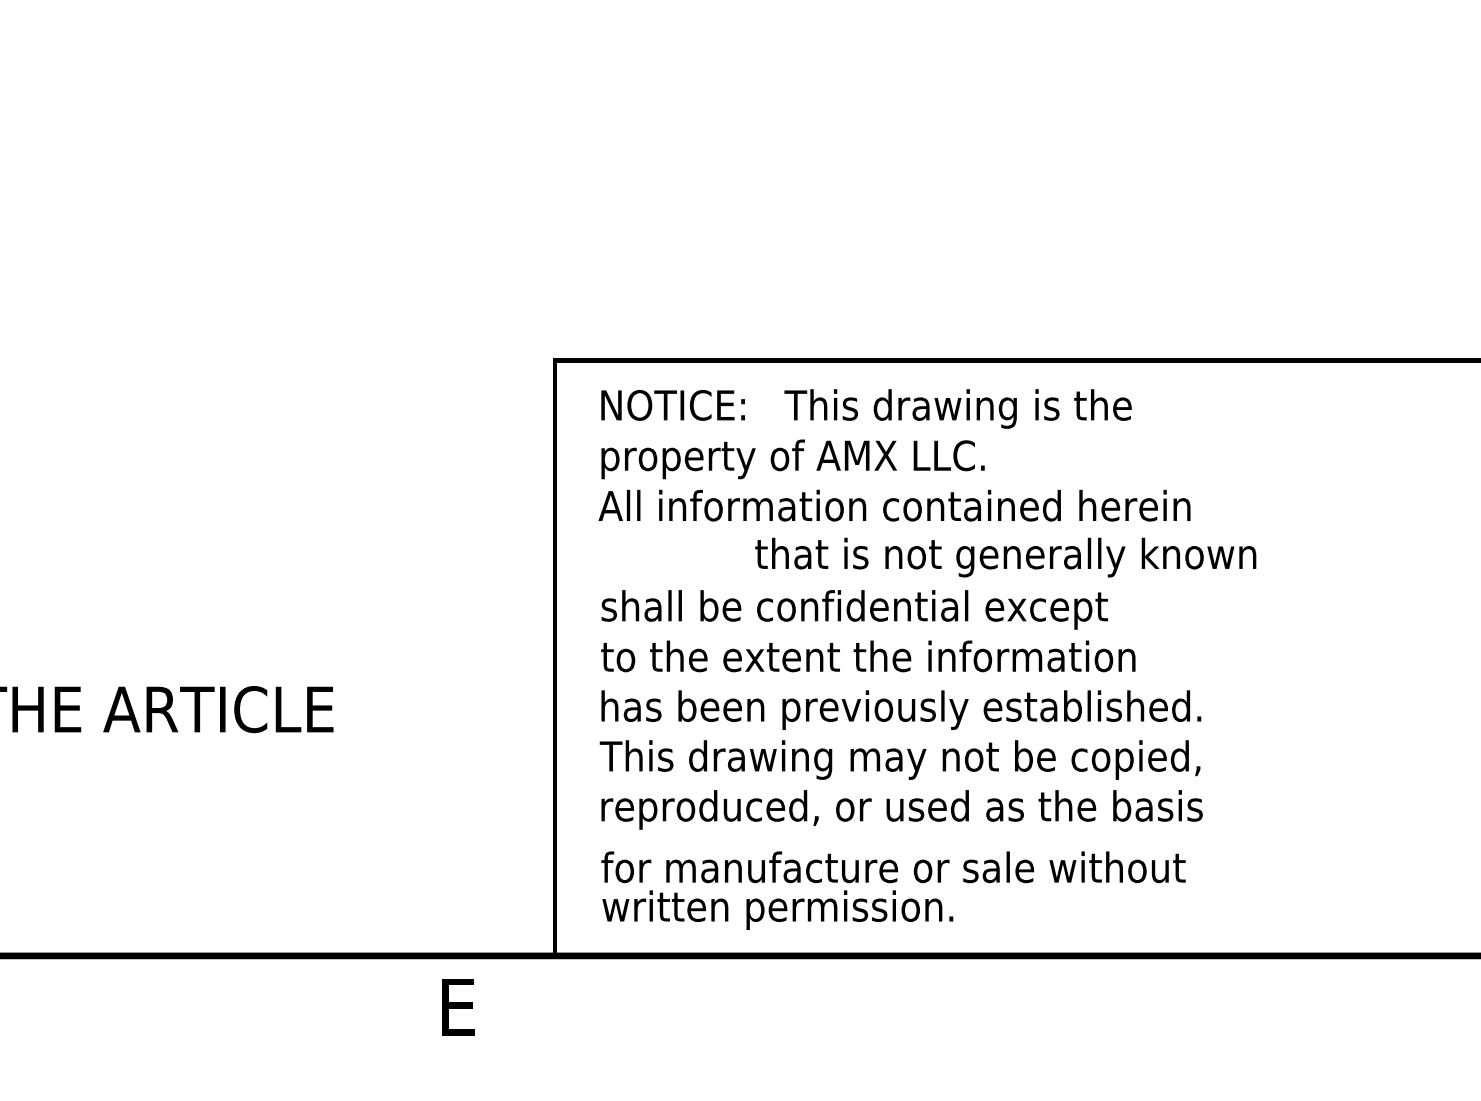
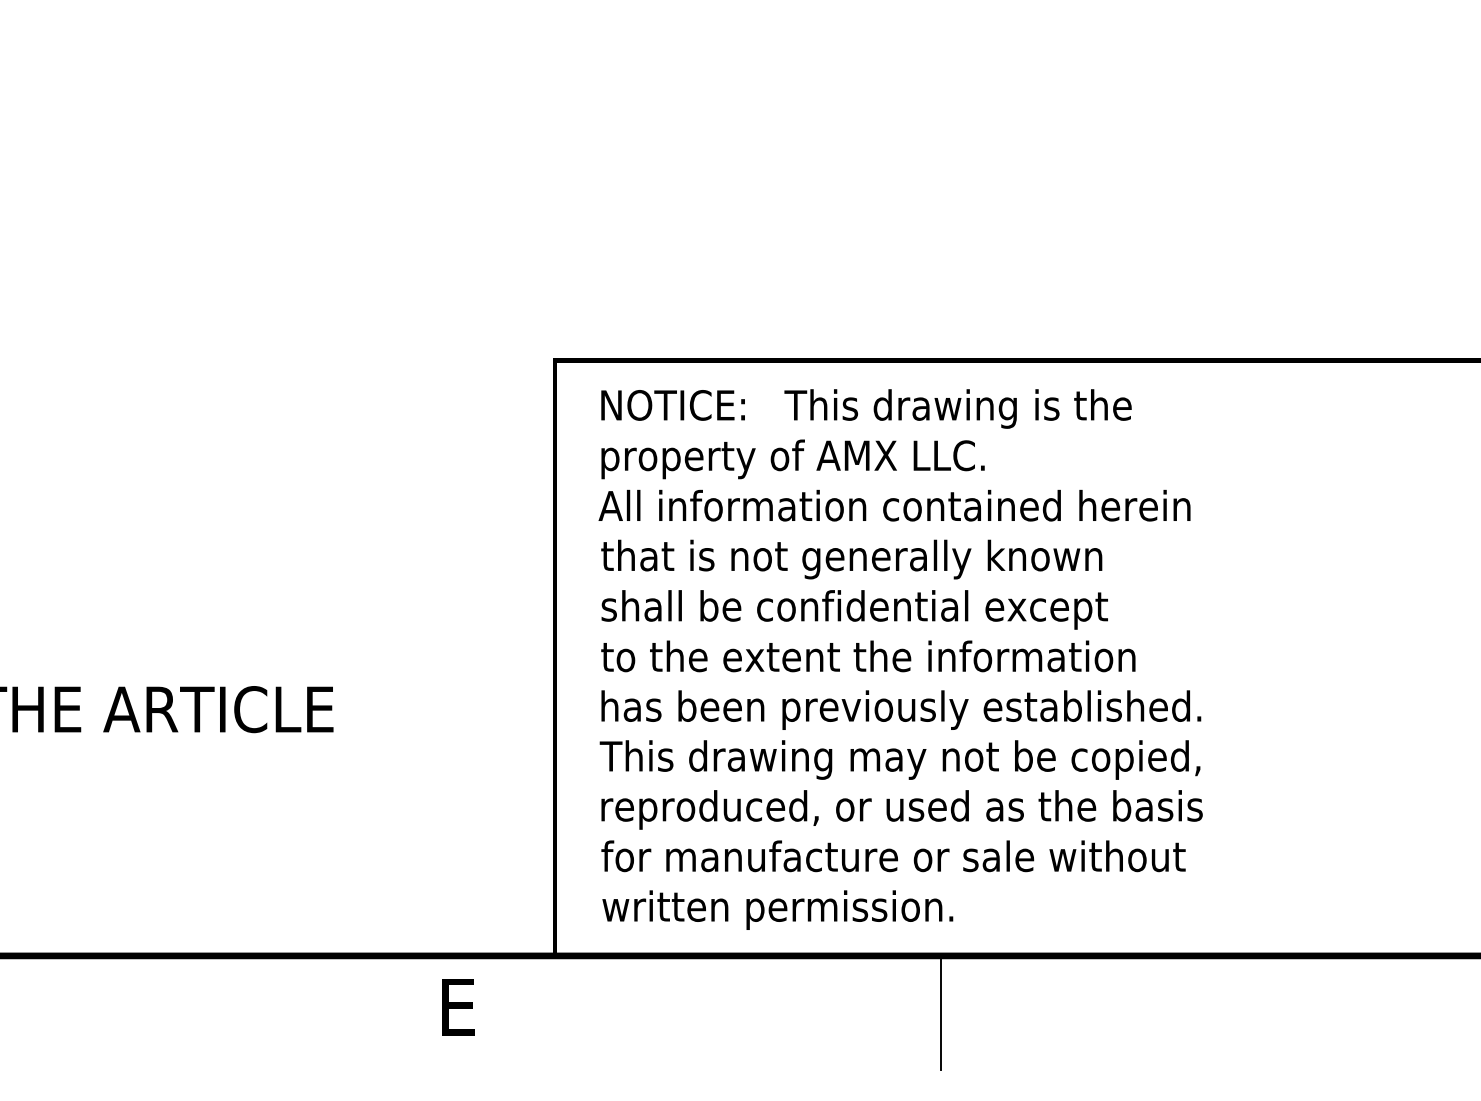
text position: (1005, 557) -> (851, 559) (851, 559)
text position: (893, 867) -> (893, 856) (893, 856)
line: none -> present (941, 1012)
